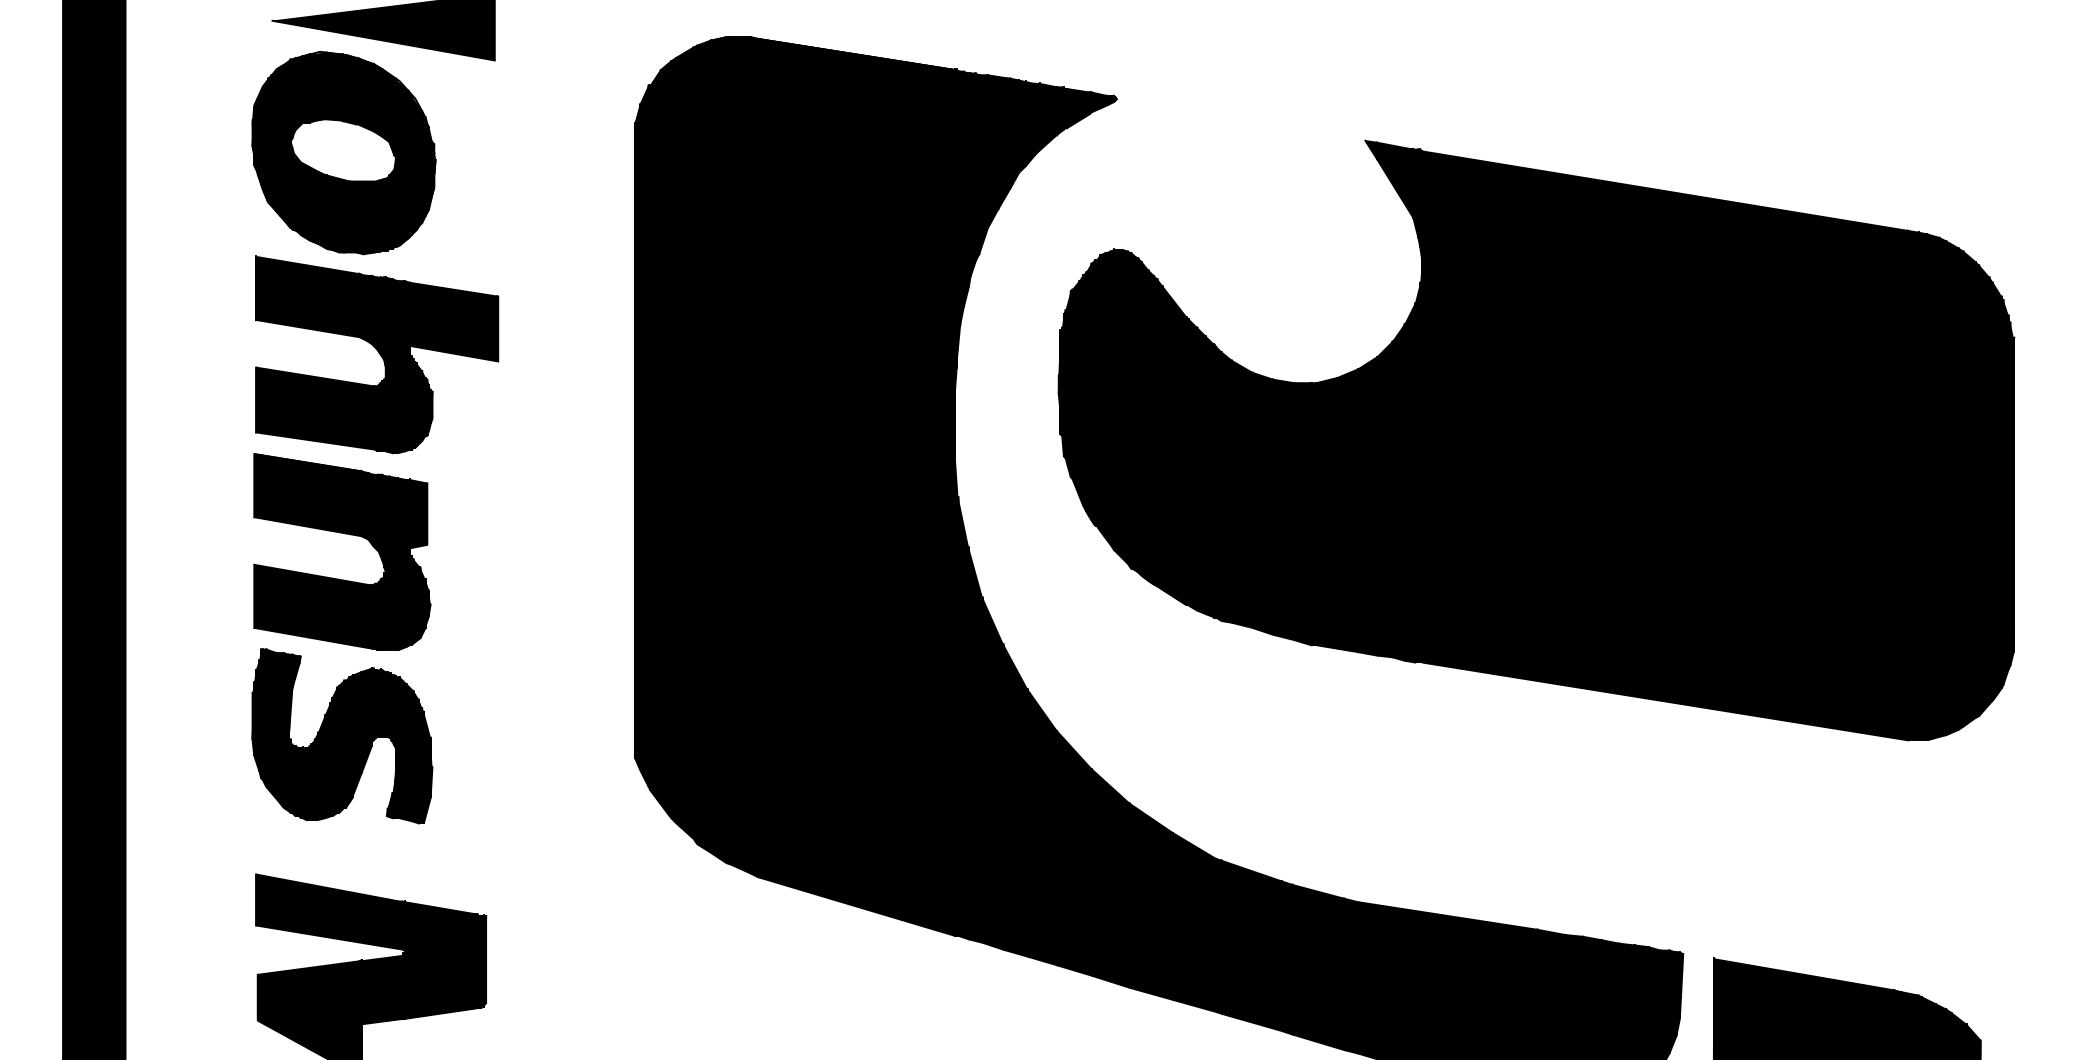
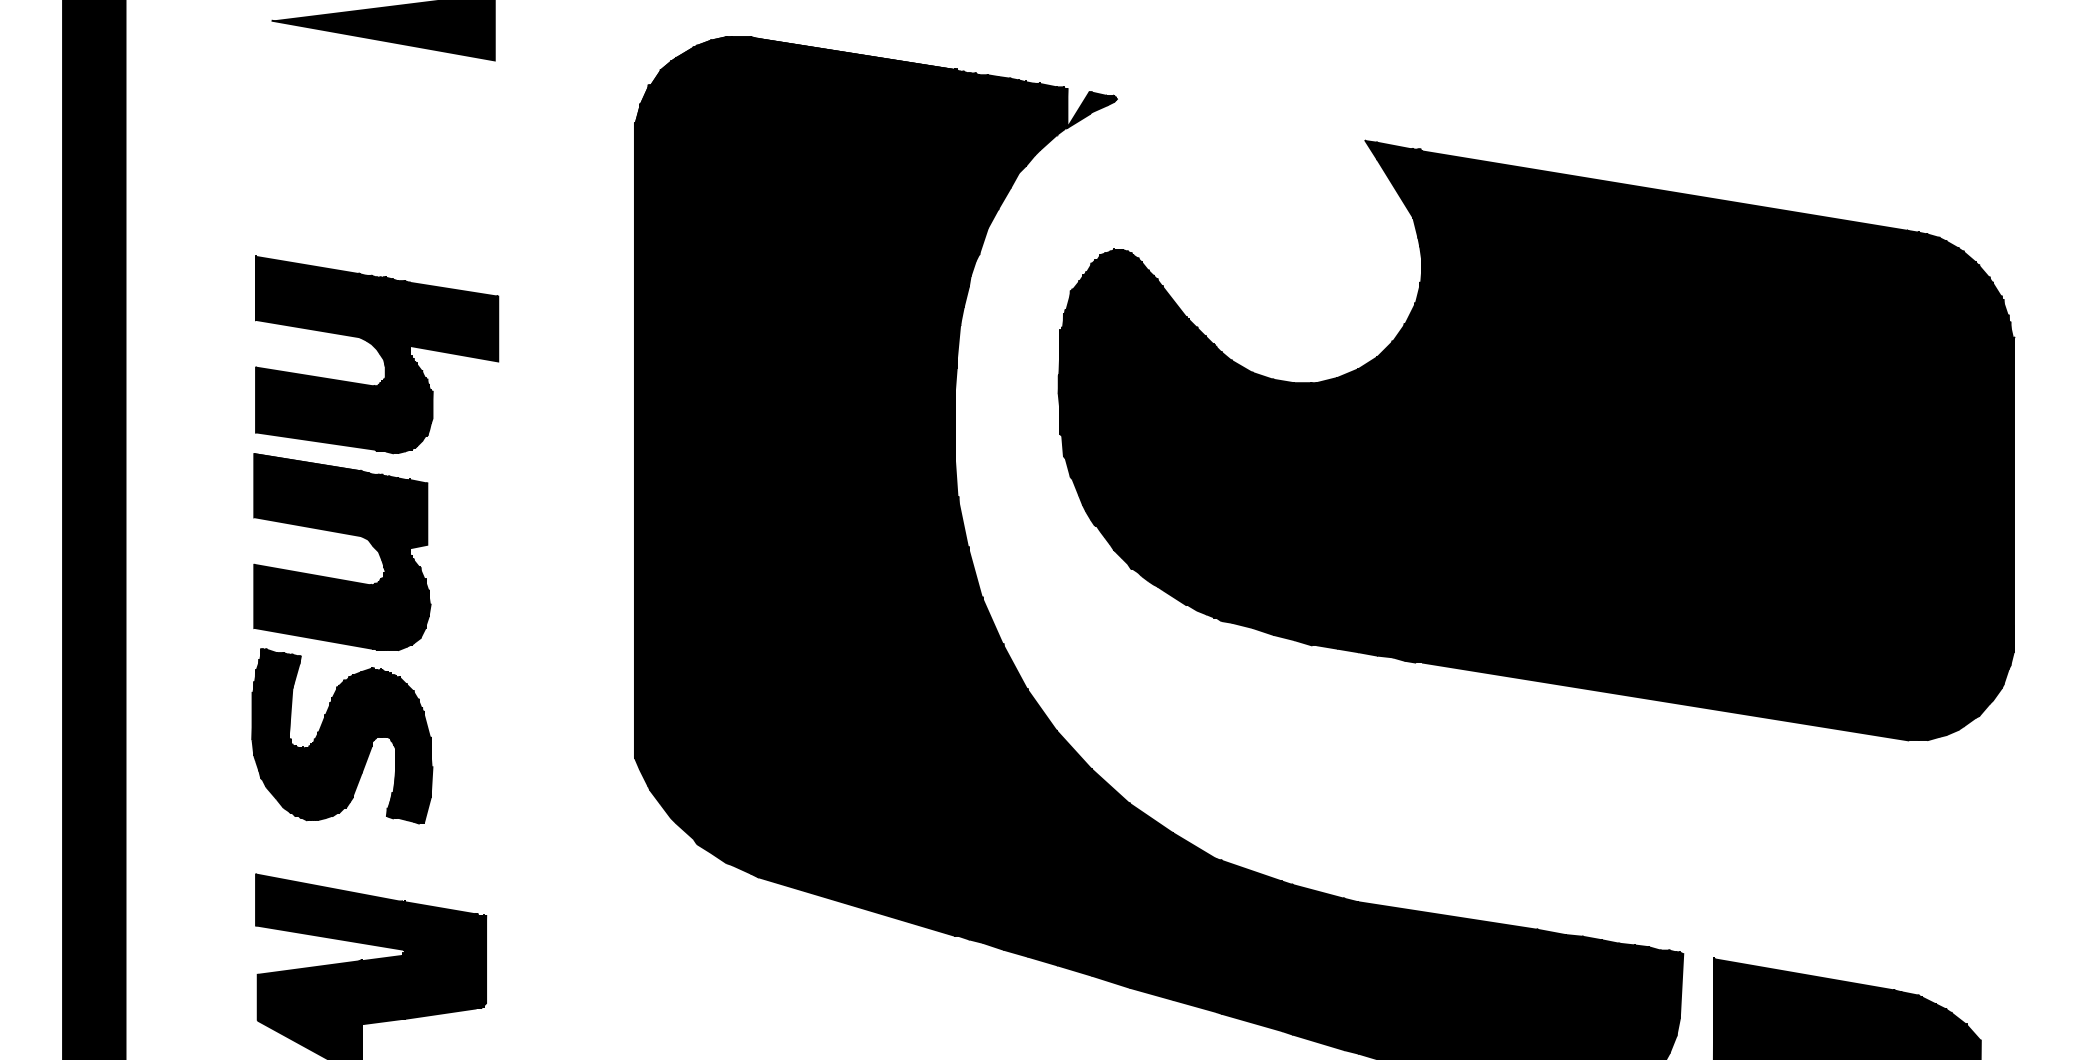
fill: present -> none (1078, 107)
part: present -> none (343, 152)
